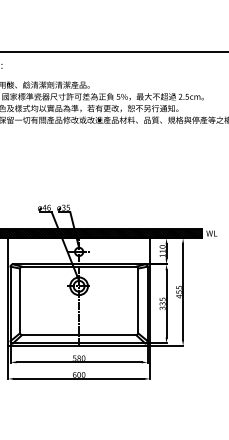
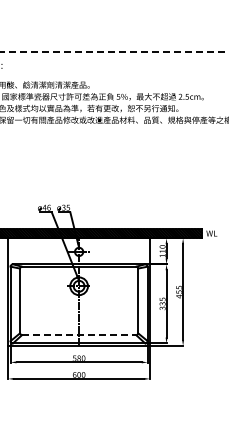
line: solid -> dashed (114, 51)
line: solid -> dashed (79, 335)
